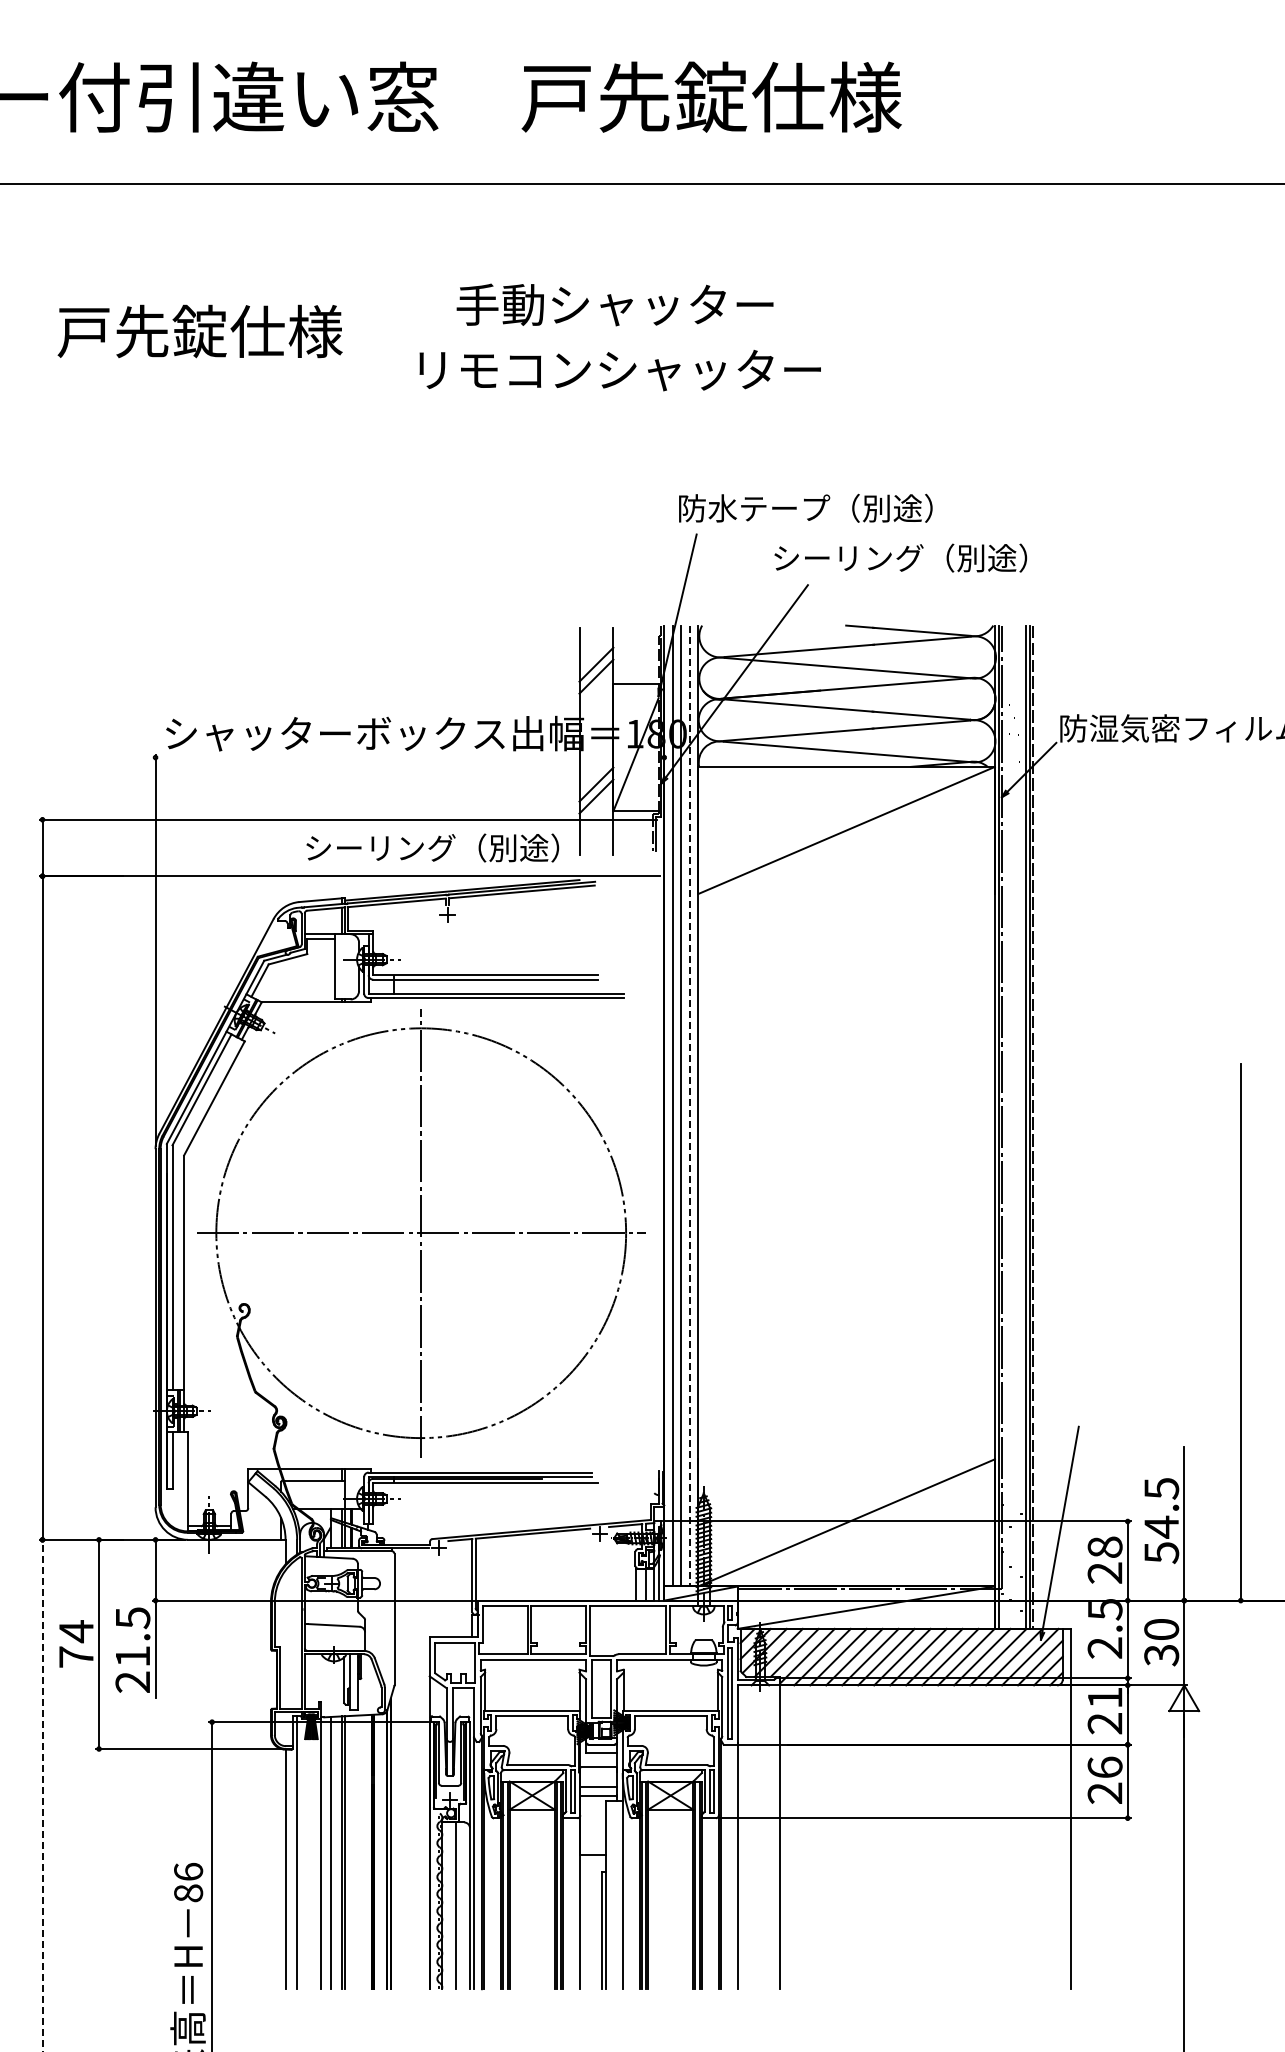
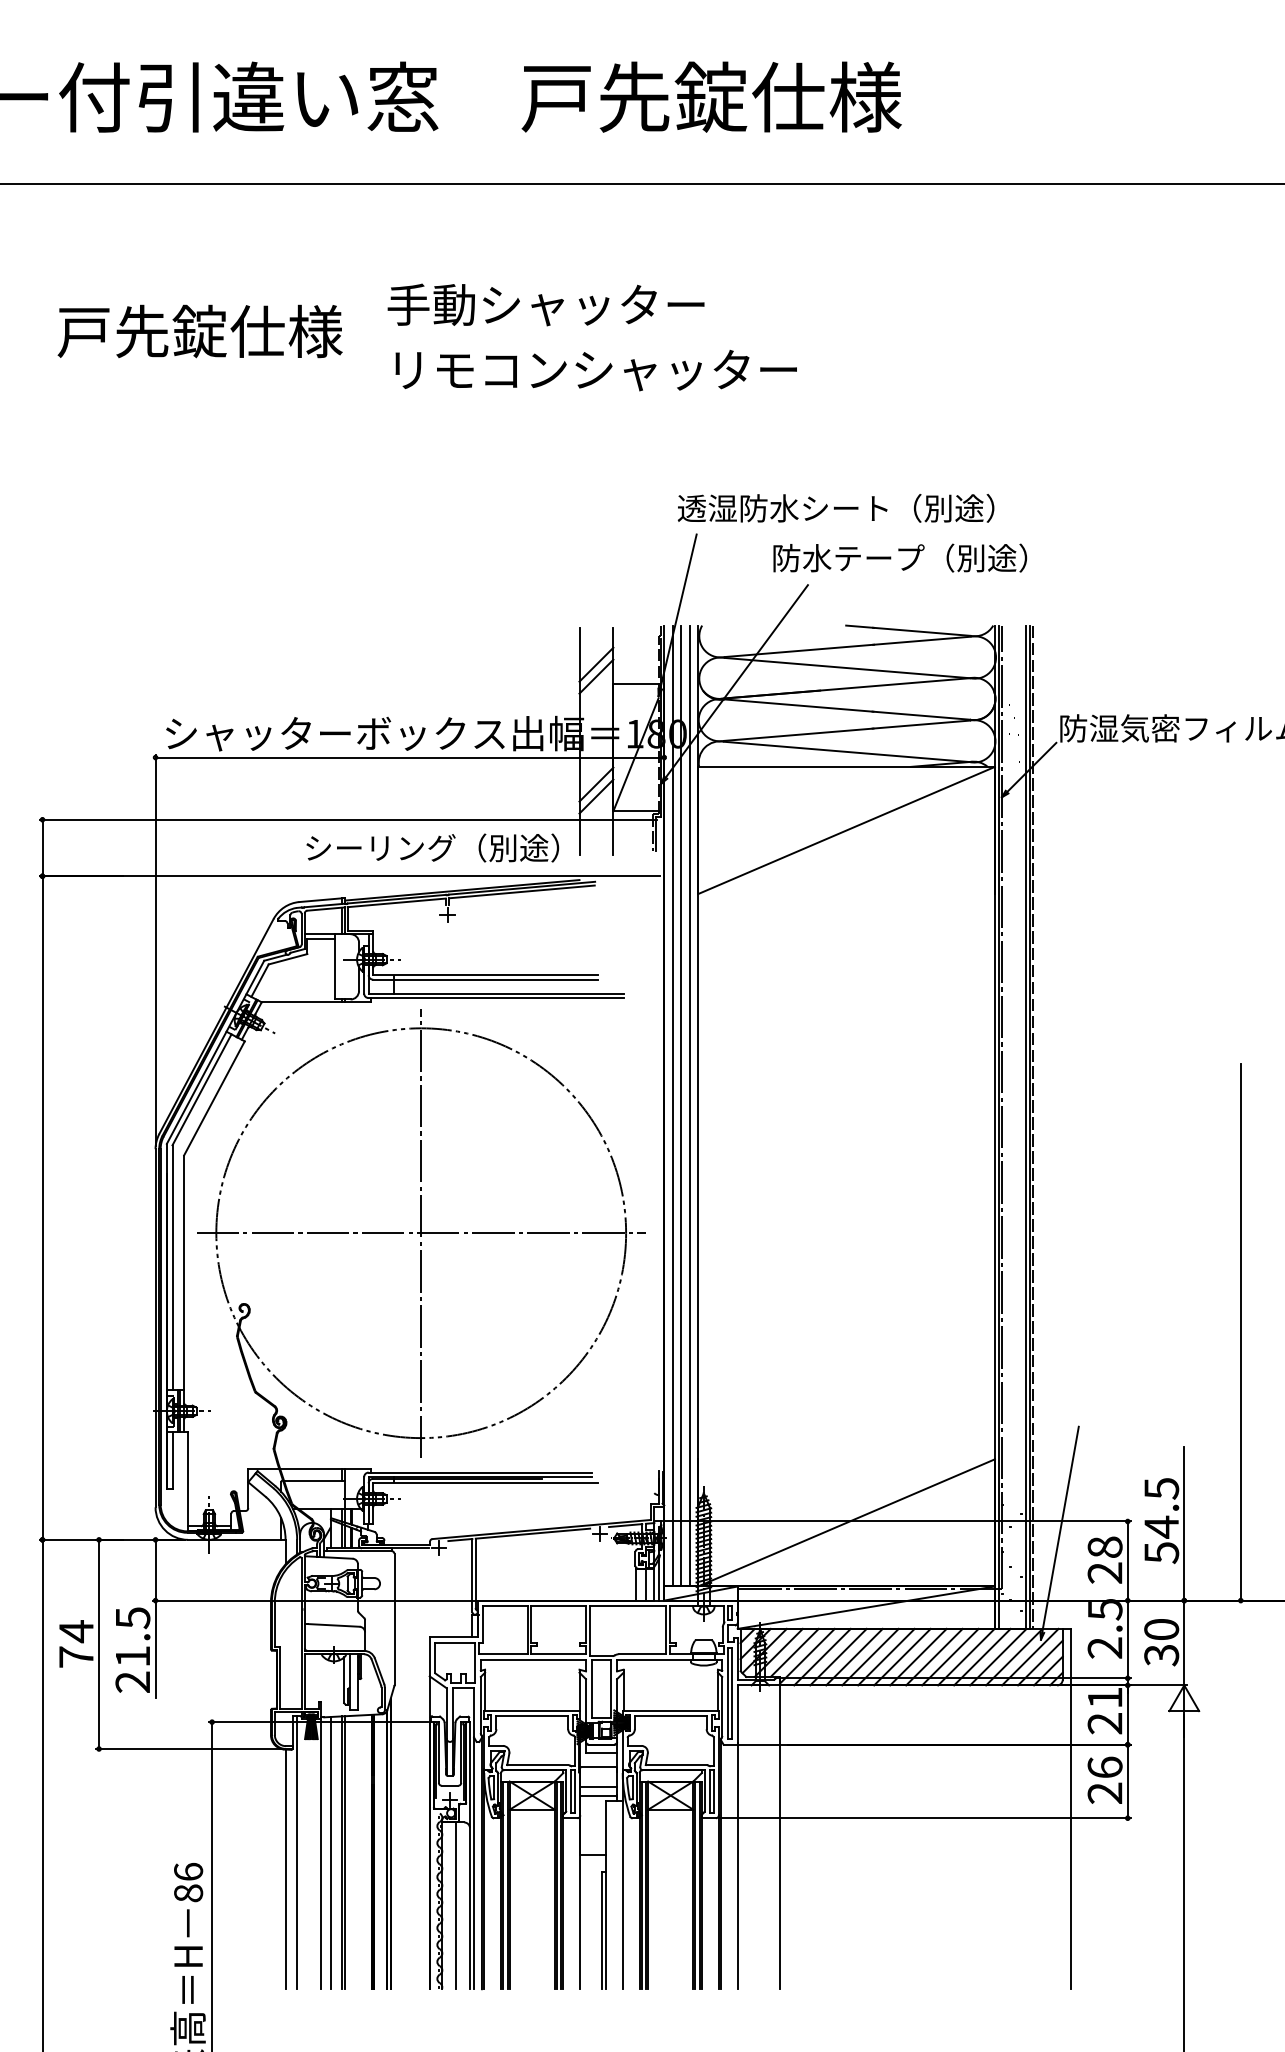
text position: (614, 304) -> (545, 304) (545, 304)
text position: (619, 370) -> (595, 370) (595, 370)
text: 防水テープ（別途） -> 透湿防水シート（別途） (835, 507)
text: シーリング（別途） -> 防水テープ（別途） (848, 558)
line: none -> present (409, 757)
line: dashed -> solid (689, 1106)
line: dashed -> solid (42, 1795)
